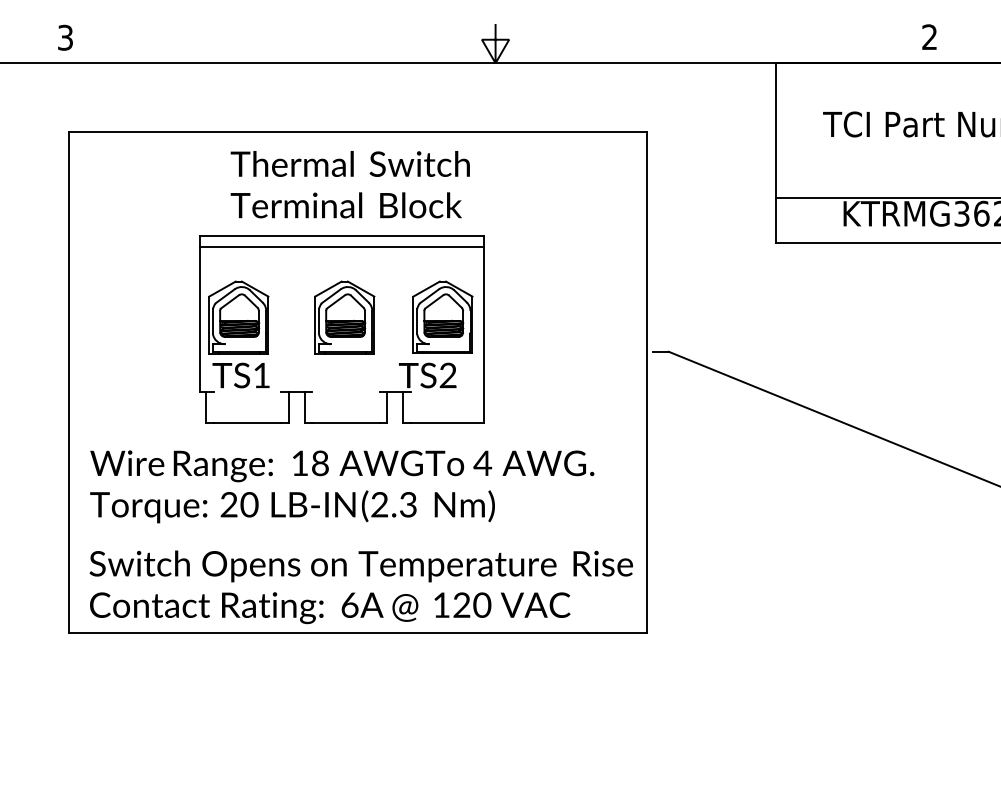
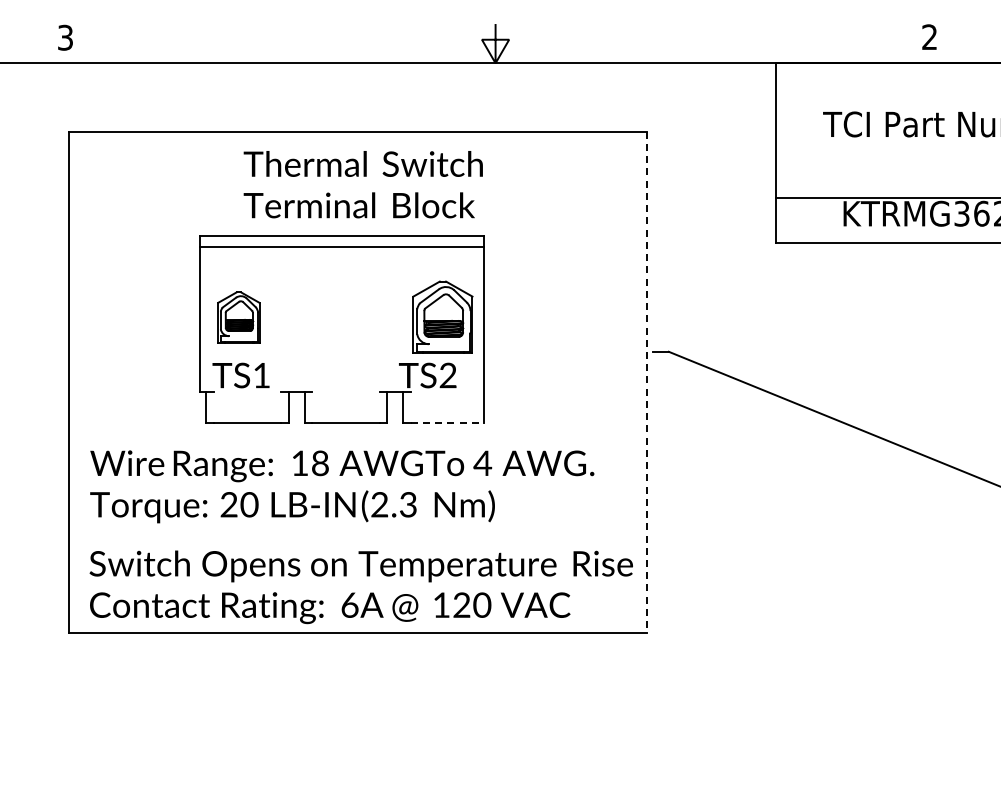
text position: (349, 184) -> (362, 184) (362, 184)
part size: 62x75 px -> 44x53 px (238, 317)
part: present -> none (344, 317)
line: solid -> dashed (646, 382)
line: solid -> dashed (447, 422)
